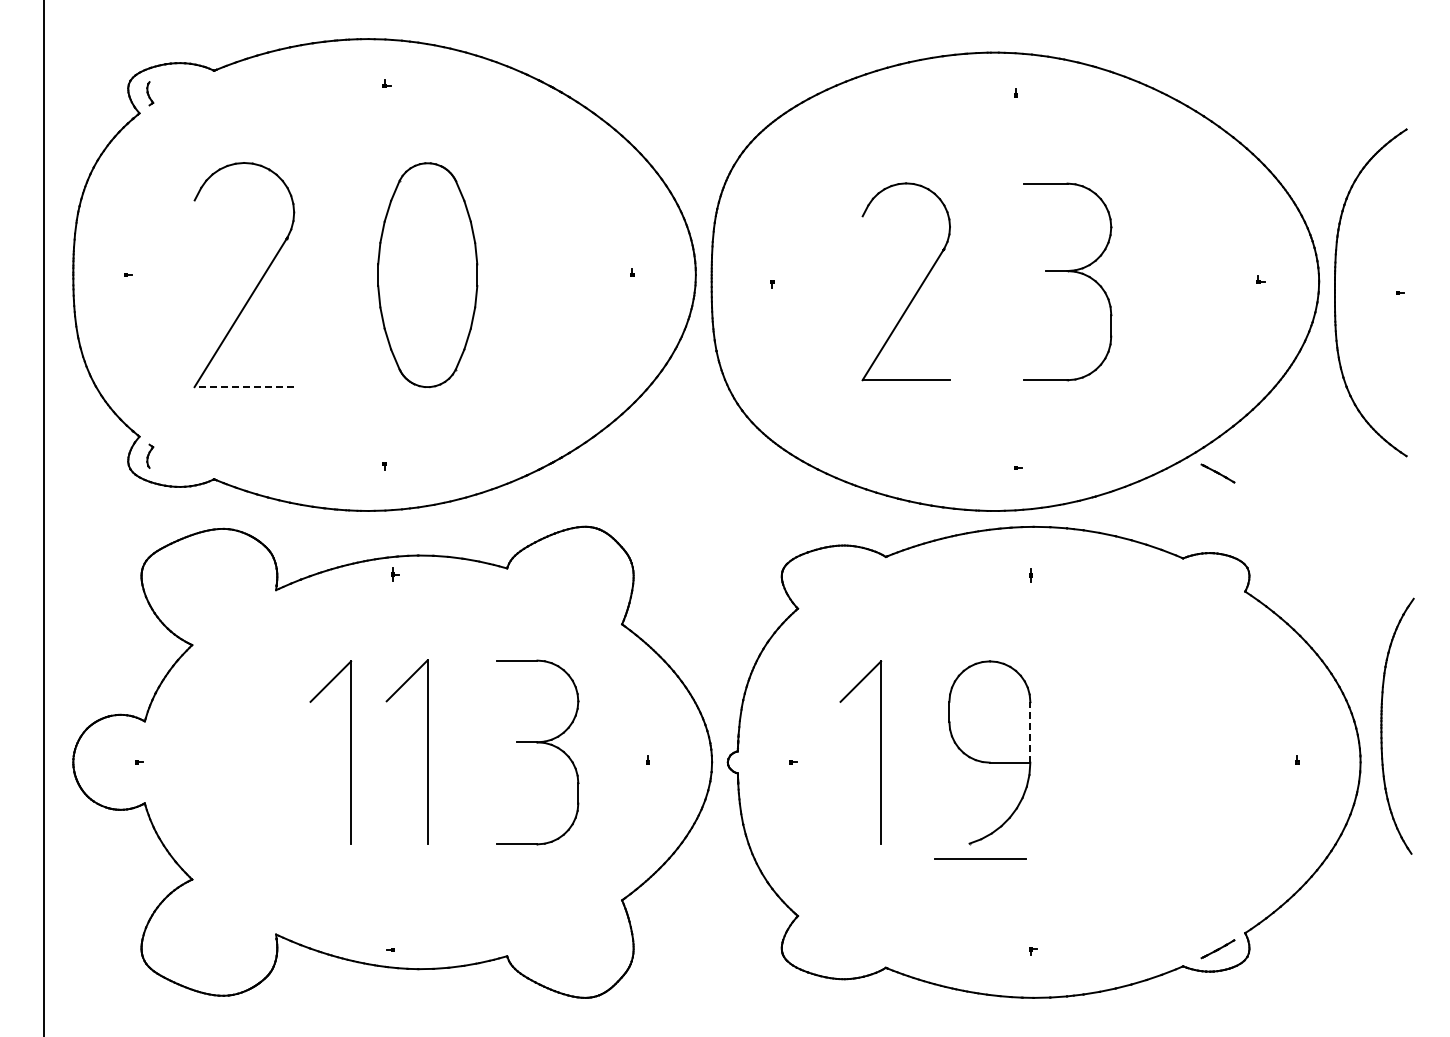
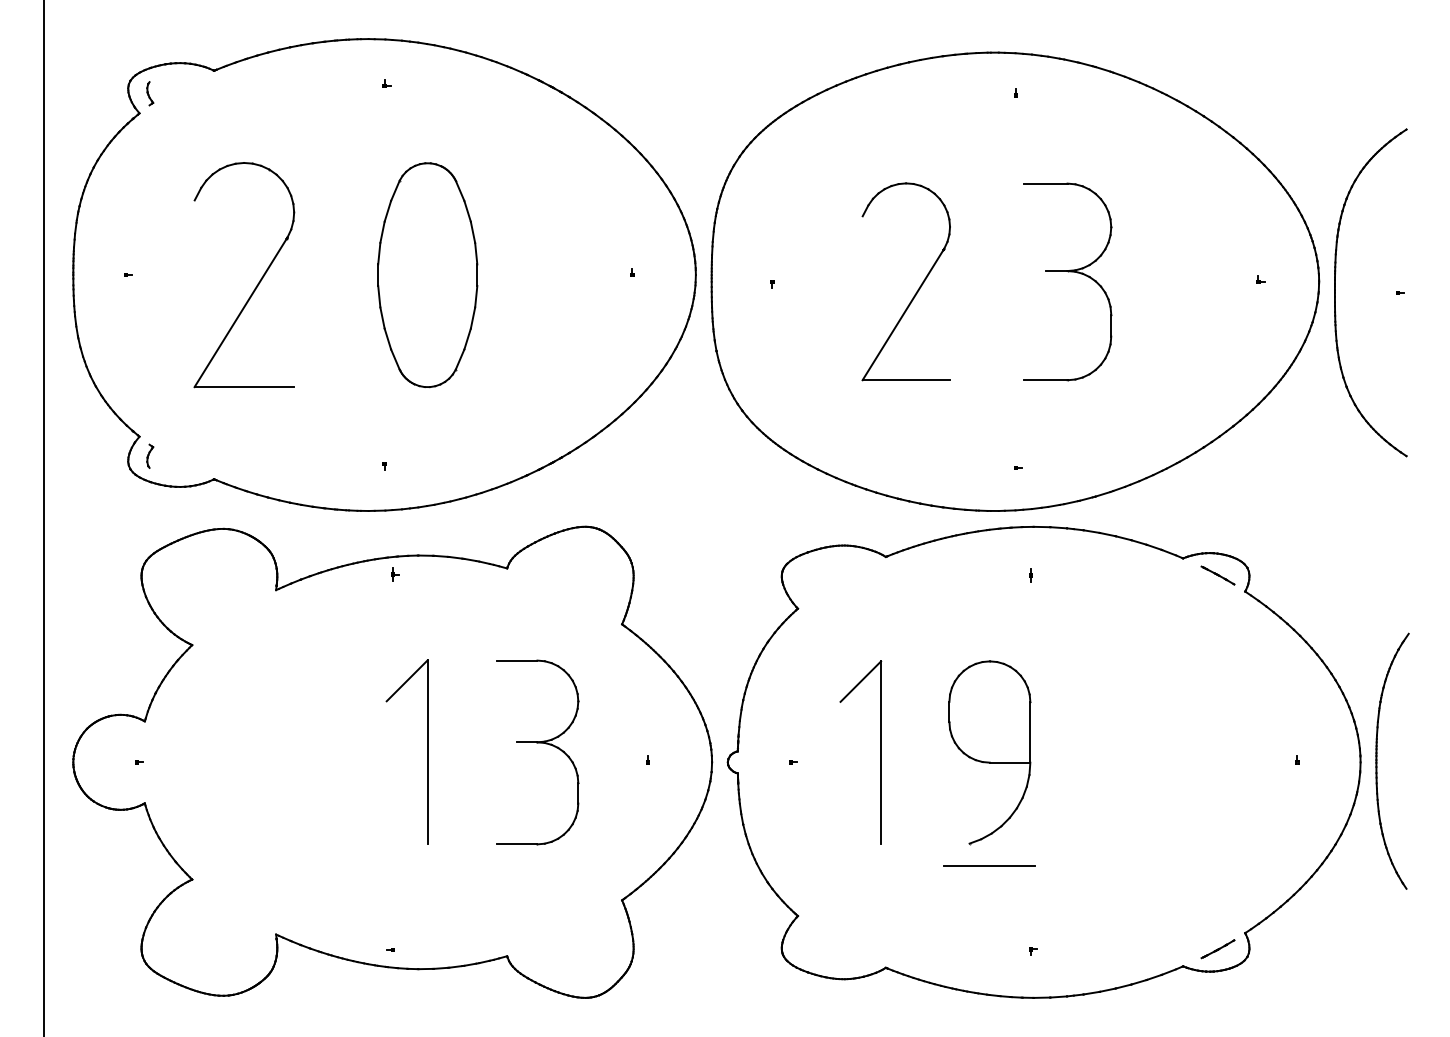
line: dashed -> solid (244, 387)
line position: (1217, 473) -> (1217, 575) (1217, 575)
part position: (1382, 725) -> (1377, 760) (1377, 760)
line: dashed -> solid (1030, 731)
part: present -> none (350, 752)
line position: (980, 858) -> (989, 865) (989, 865)
